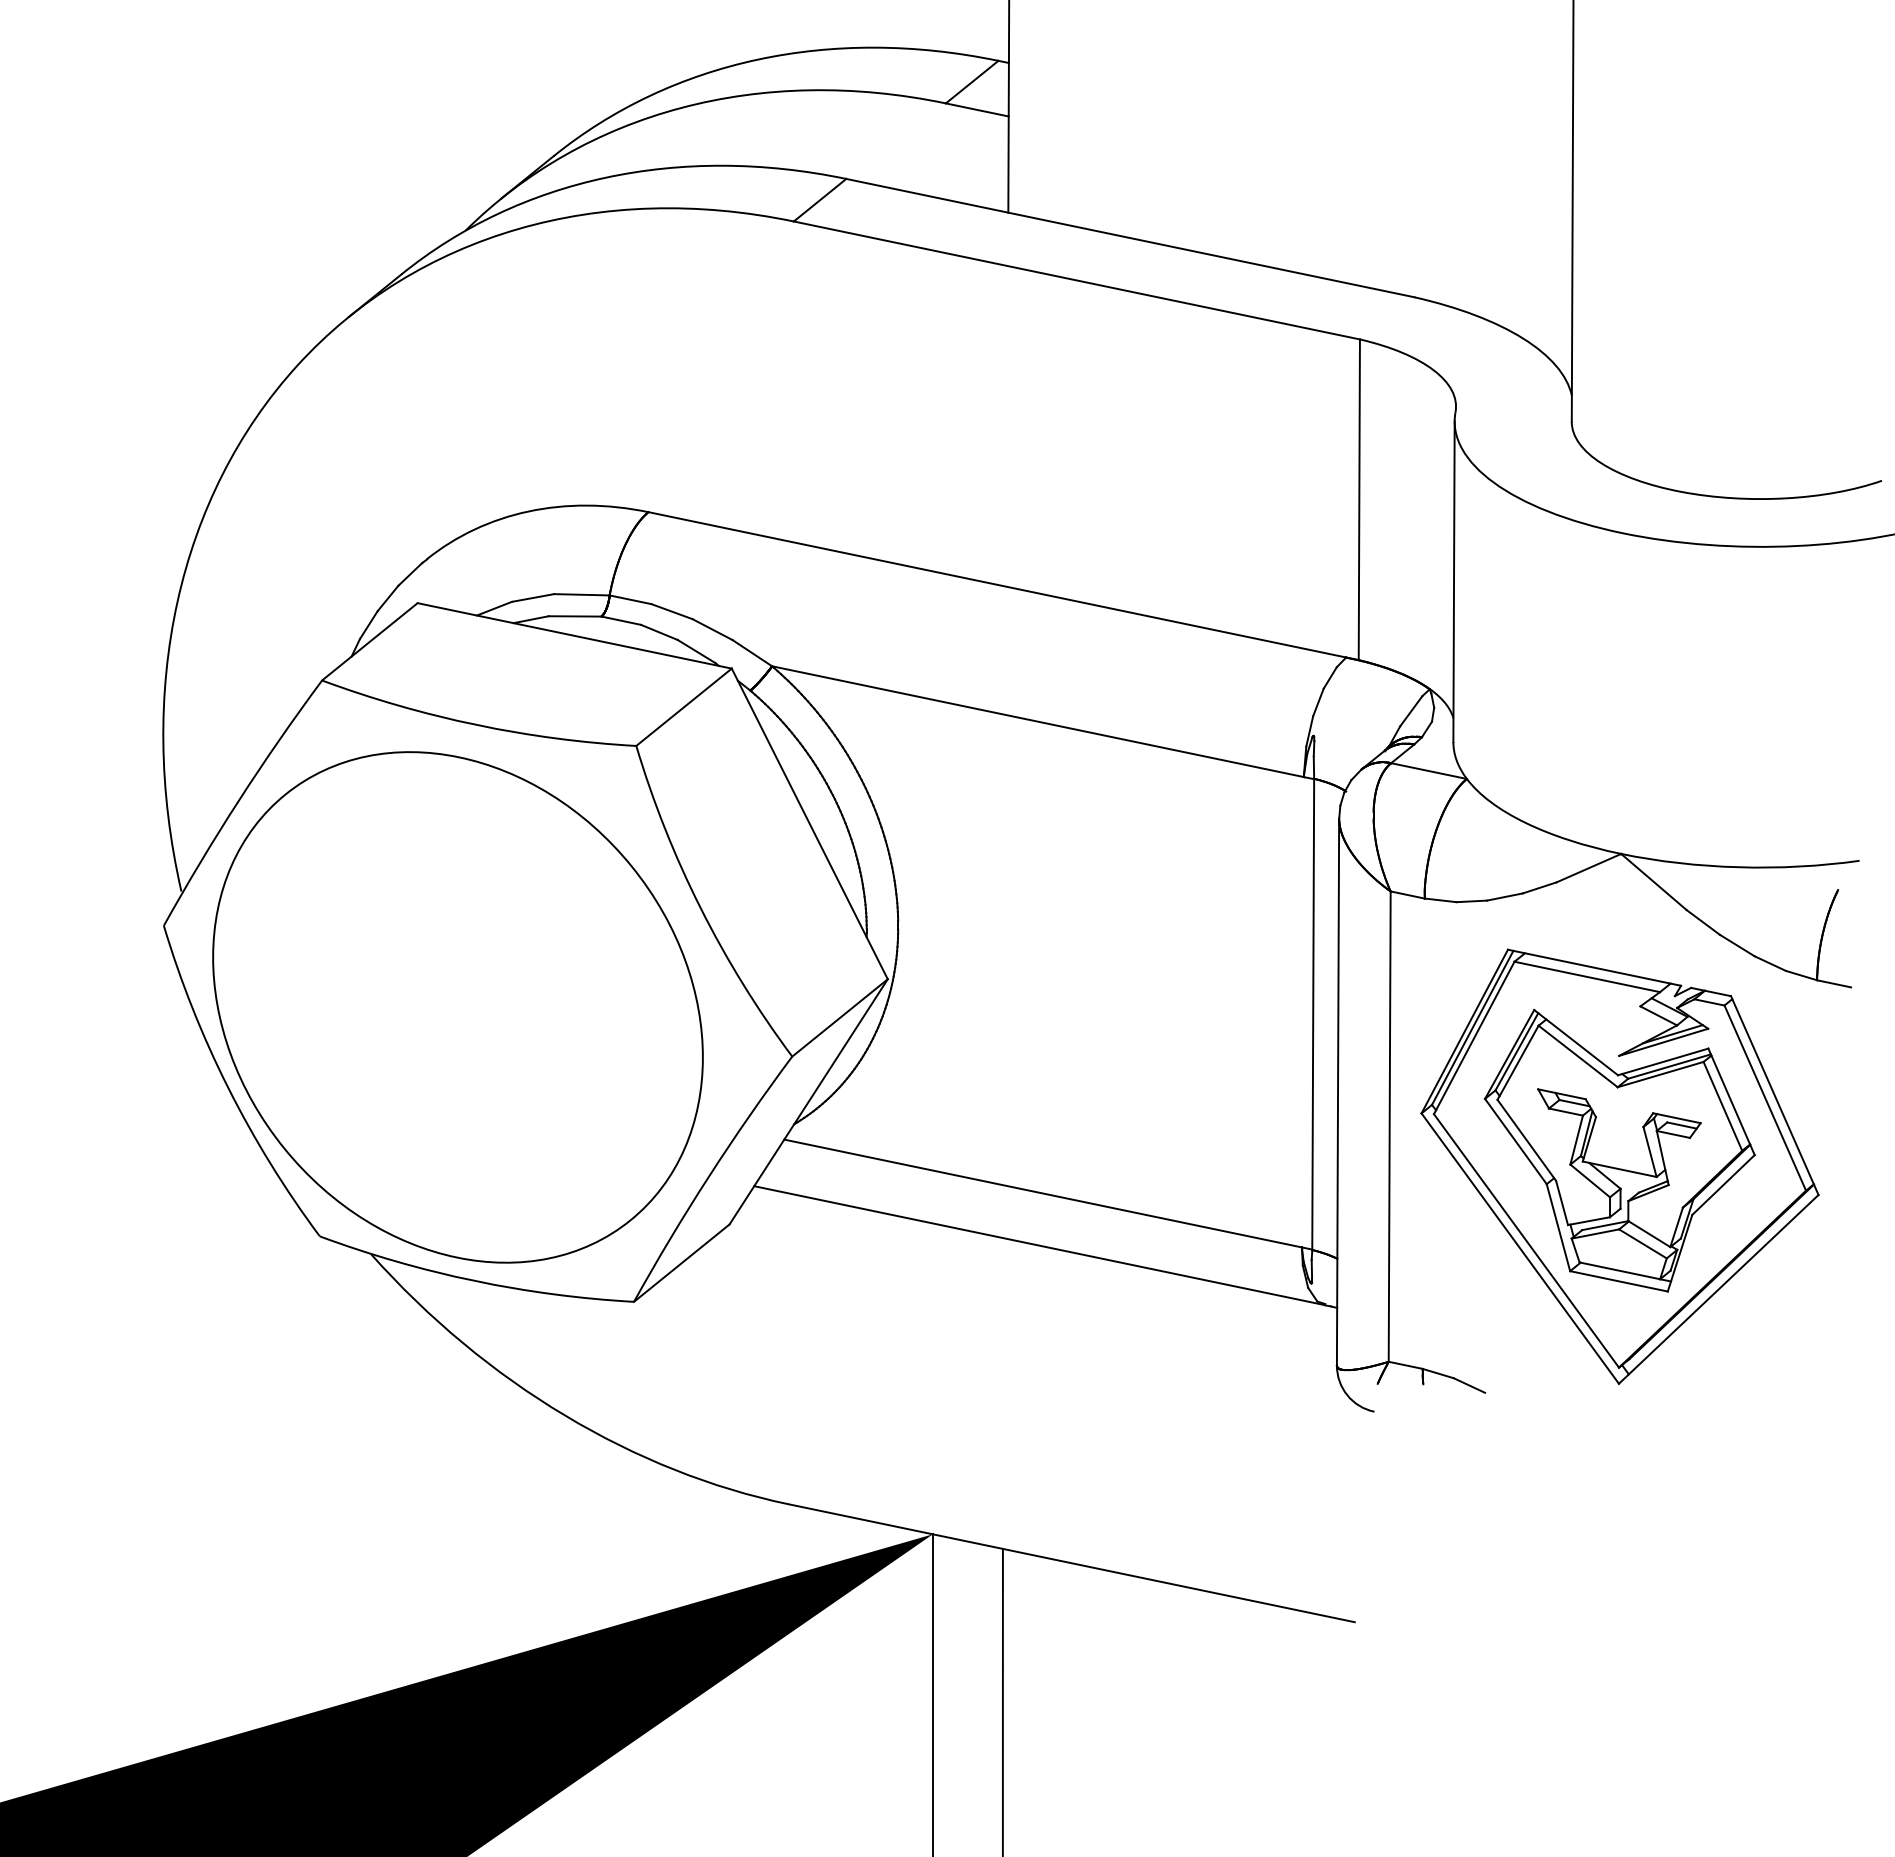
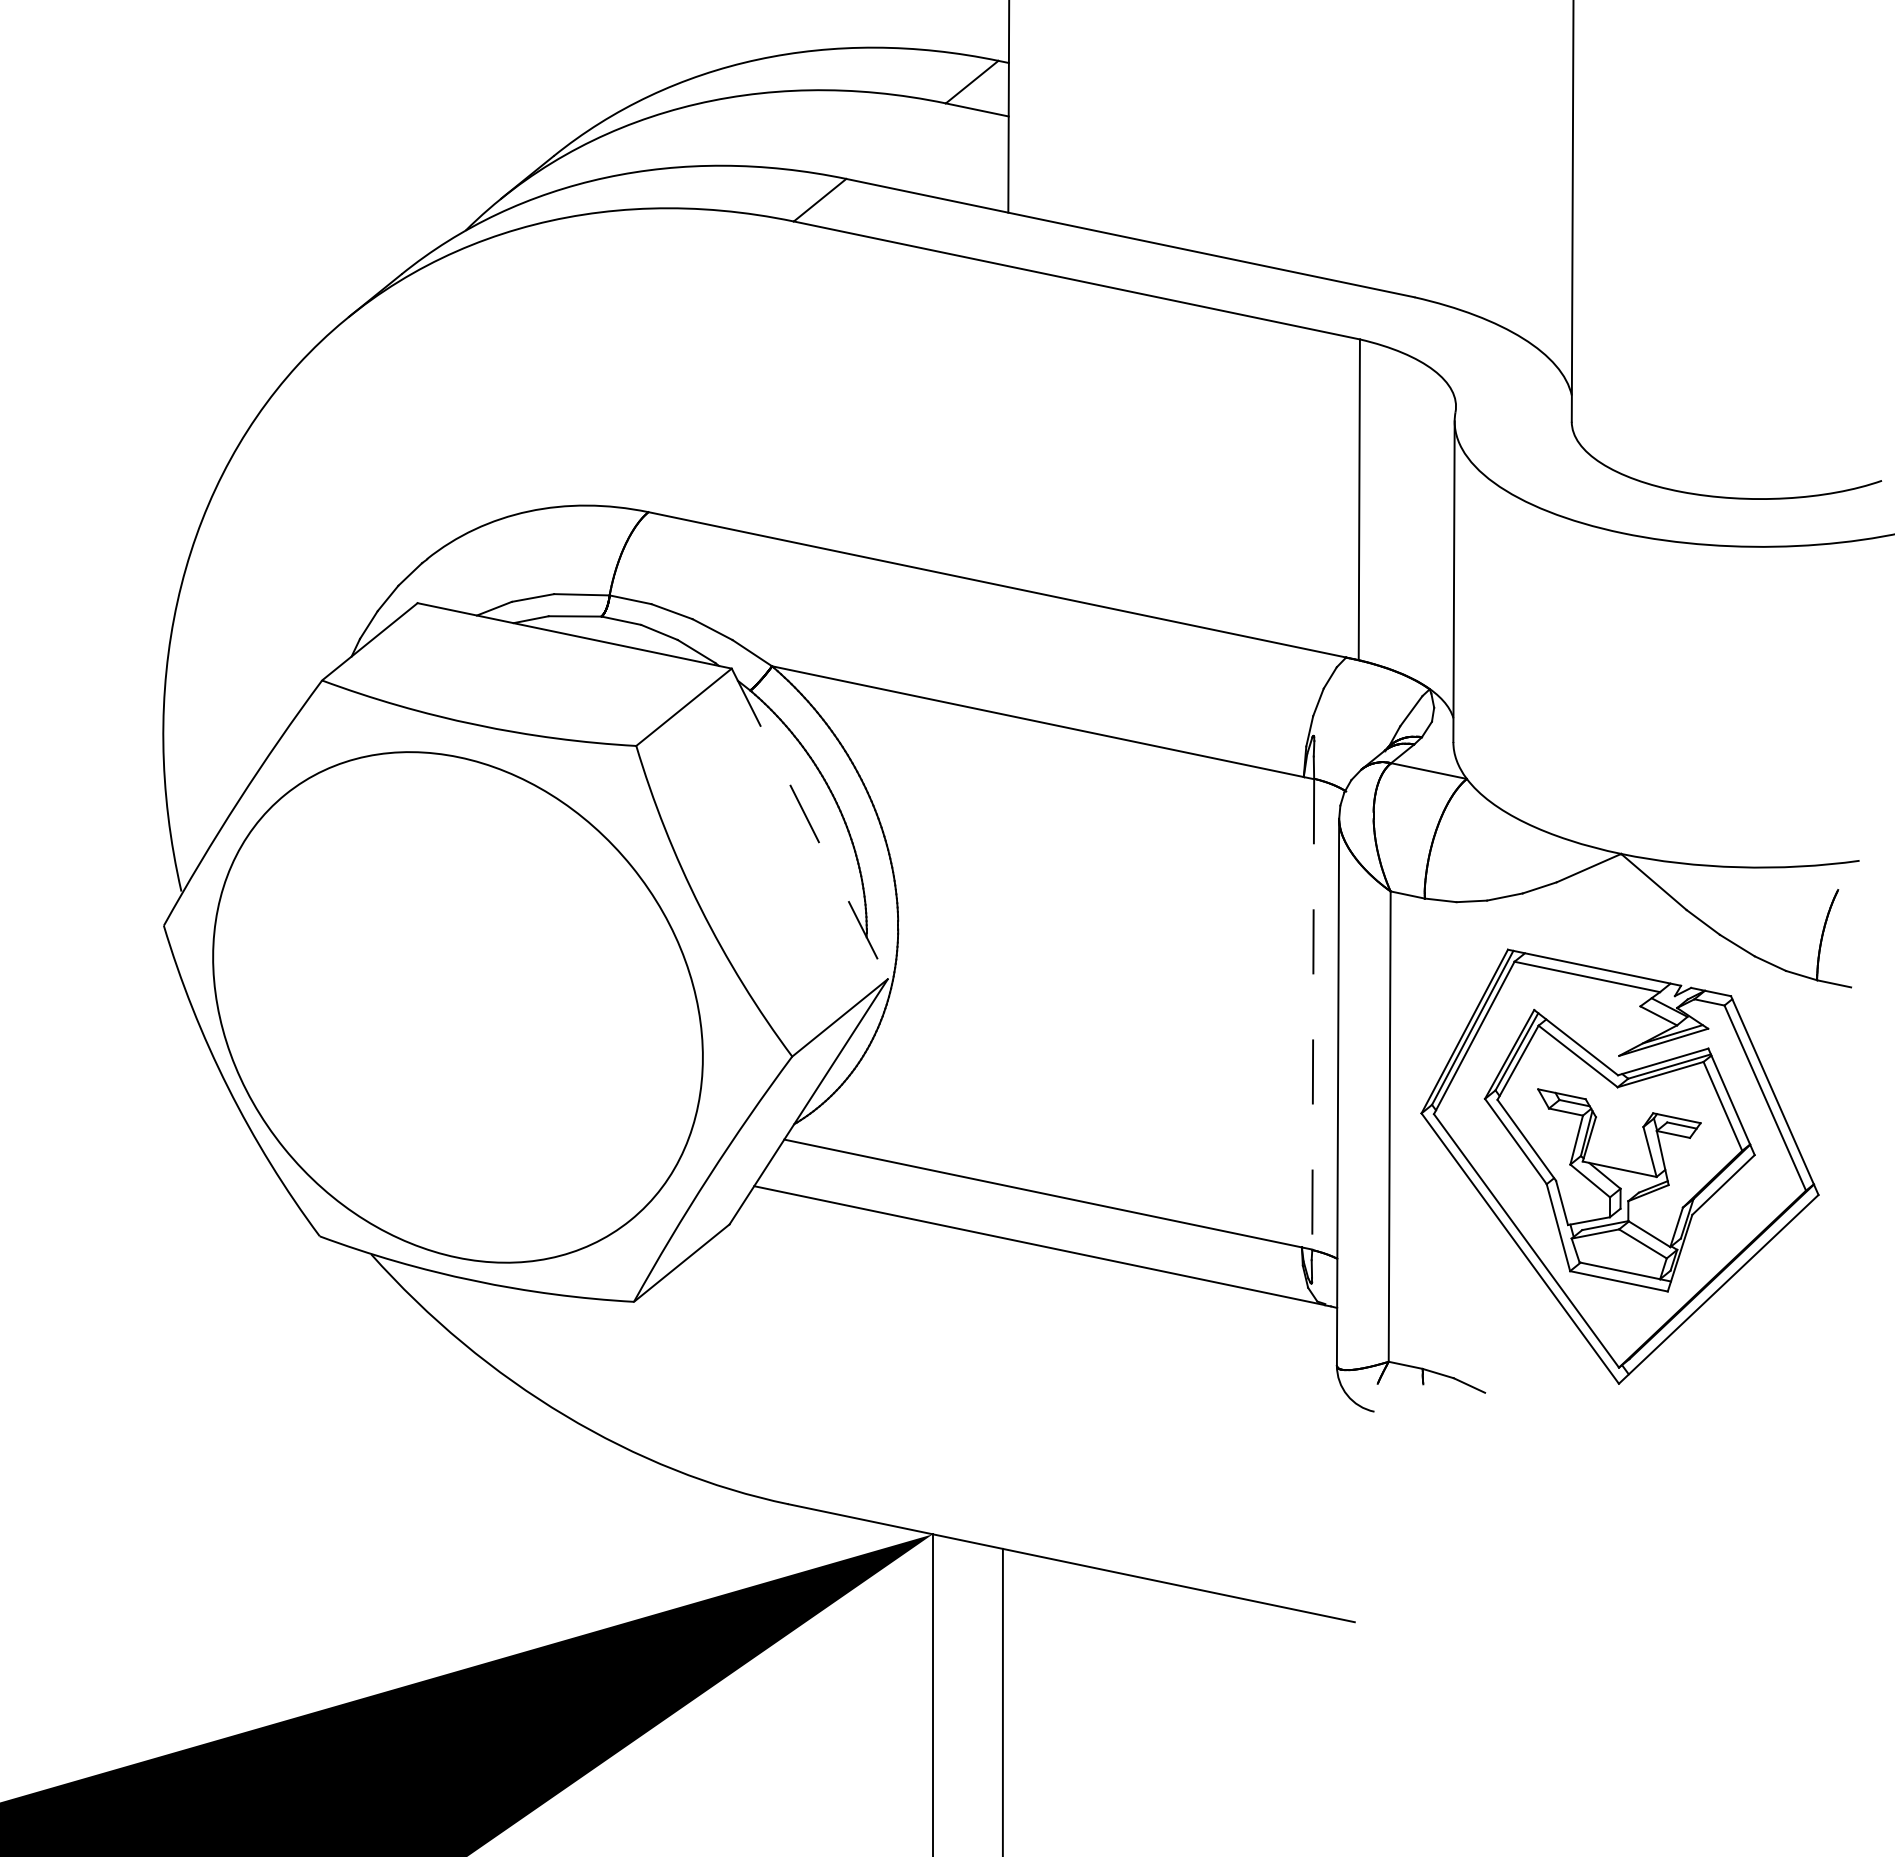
line: solid -> dashed (809, 823)
line: solid -> dashed (1313, 1014)
